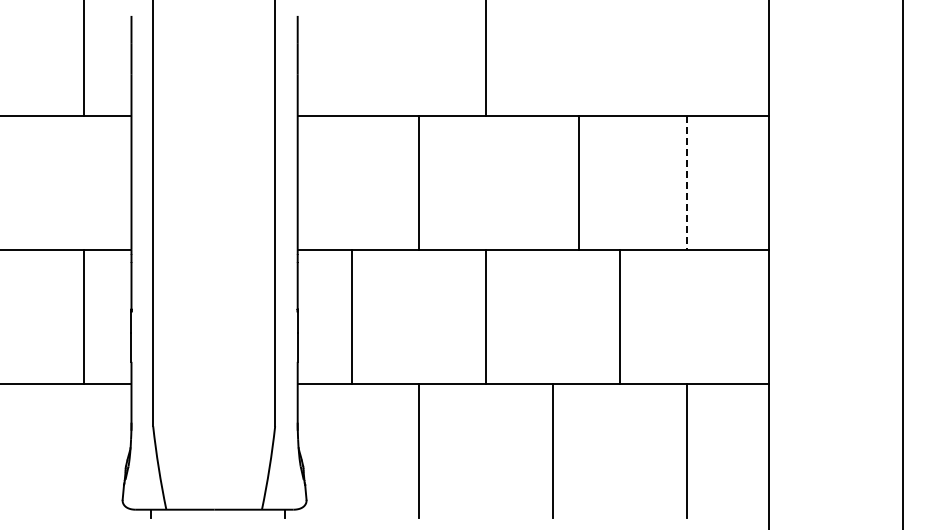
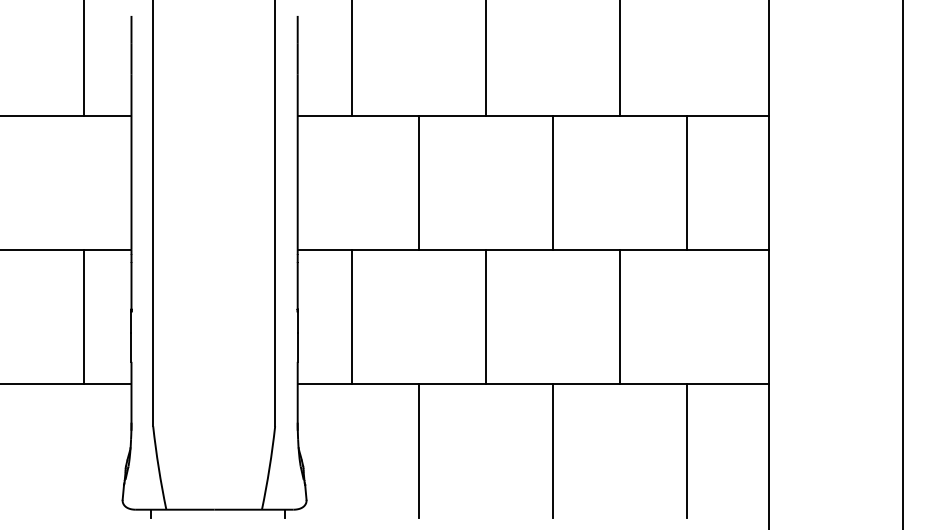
line: none -> present (352, 59)
line: none -> present (620, 59)
line position: (579, 183) -> (553, 183) (553, 183)
line: dashed -> solid (687, 183)
